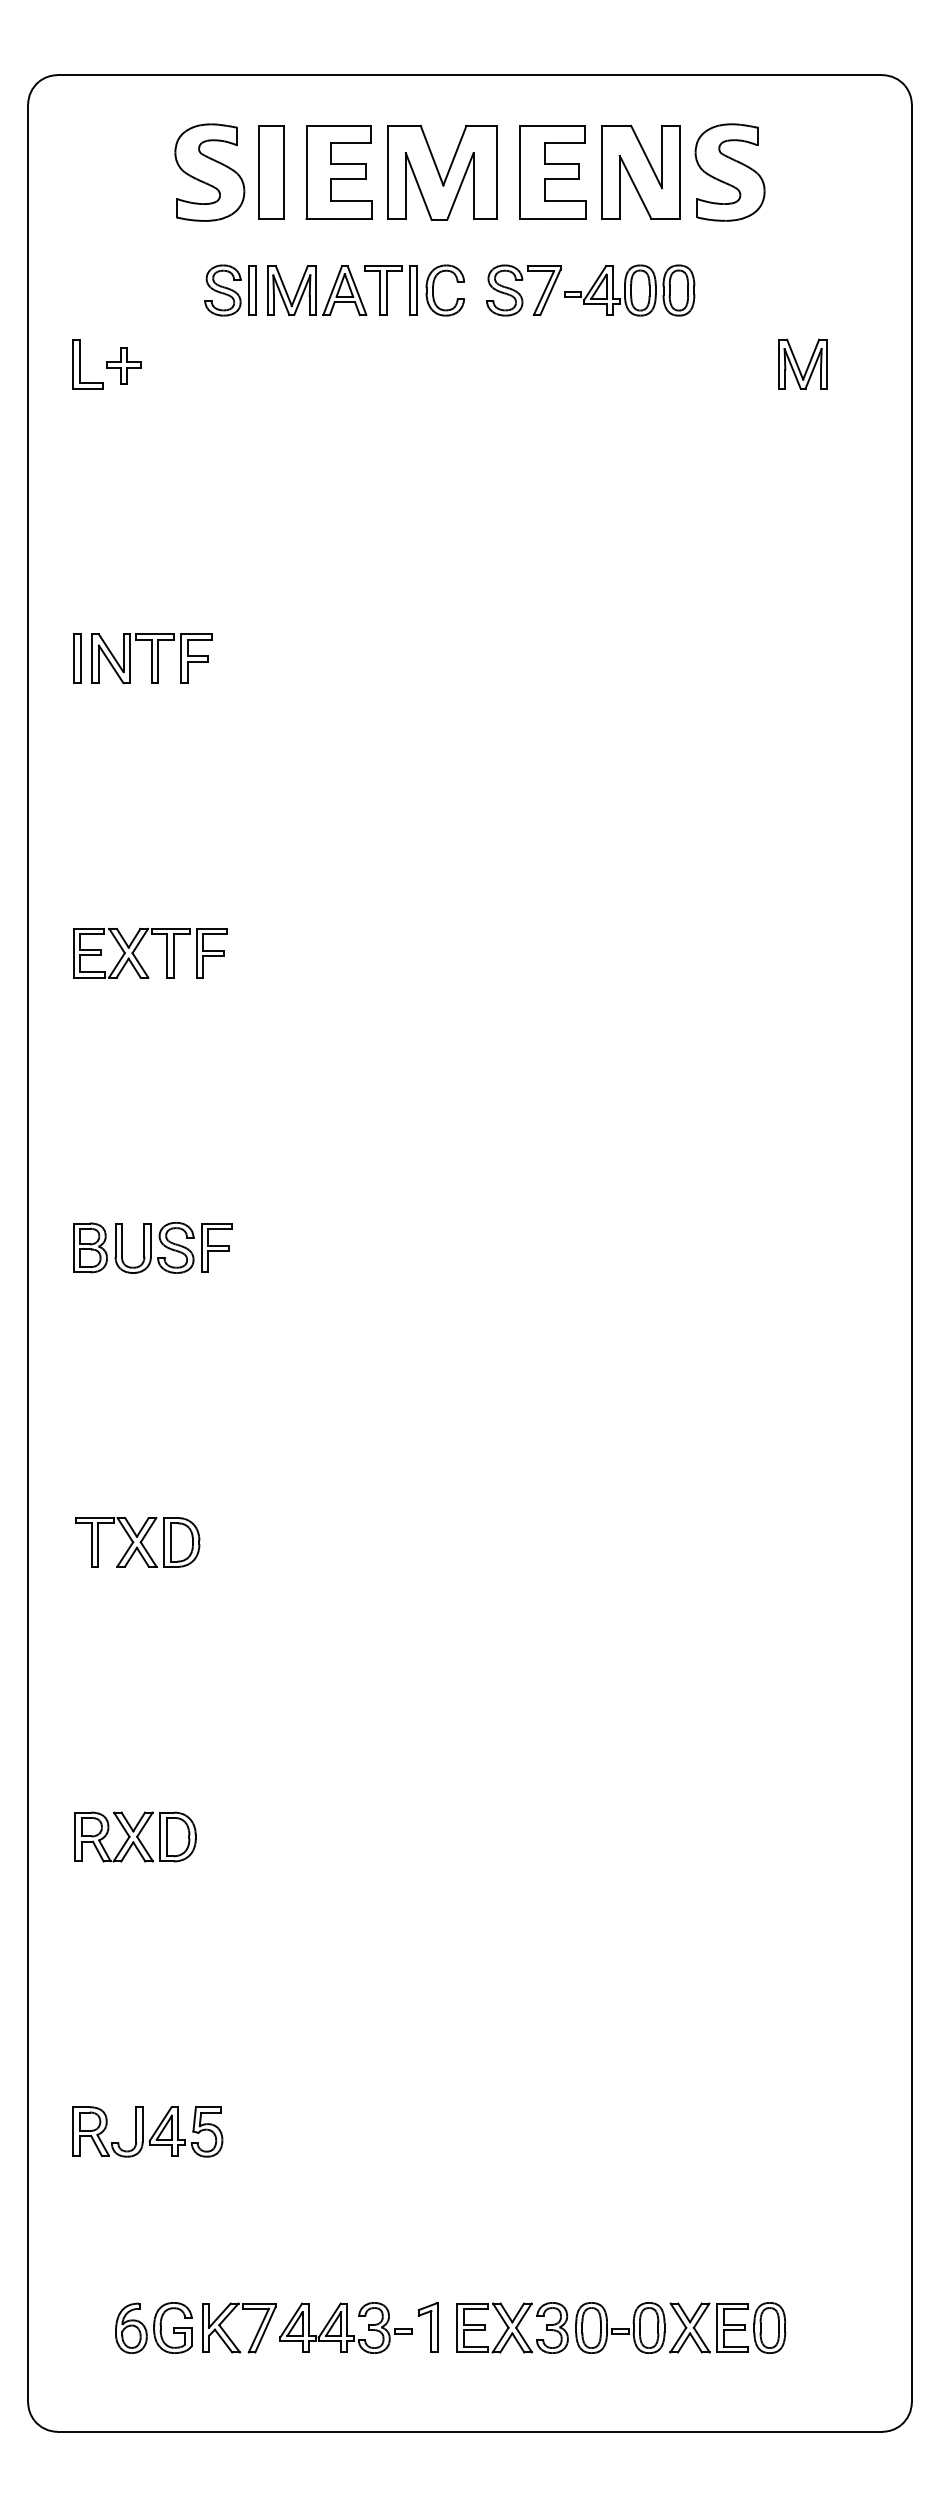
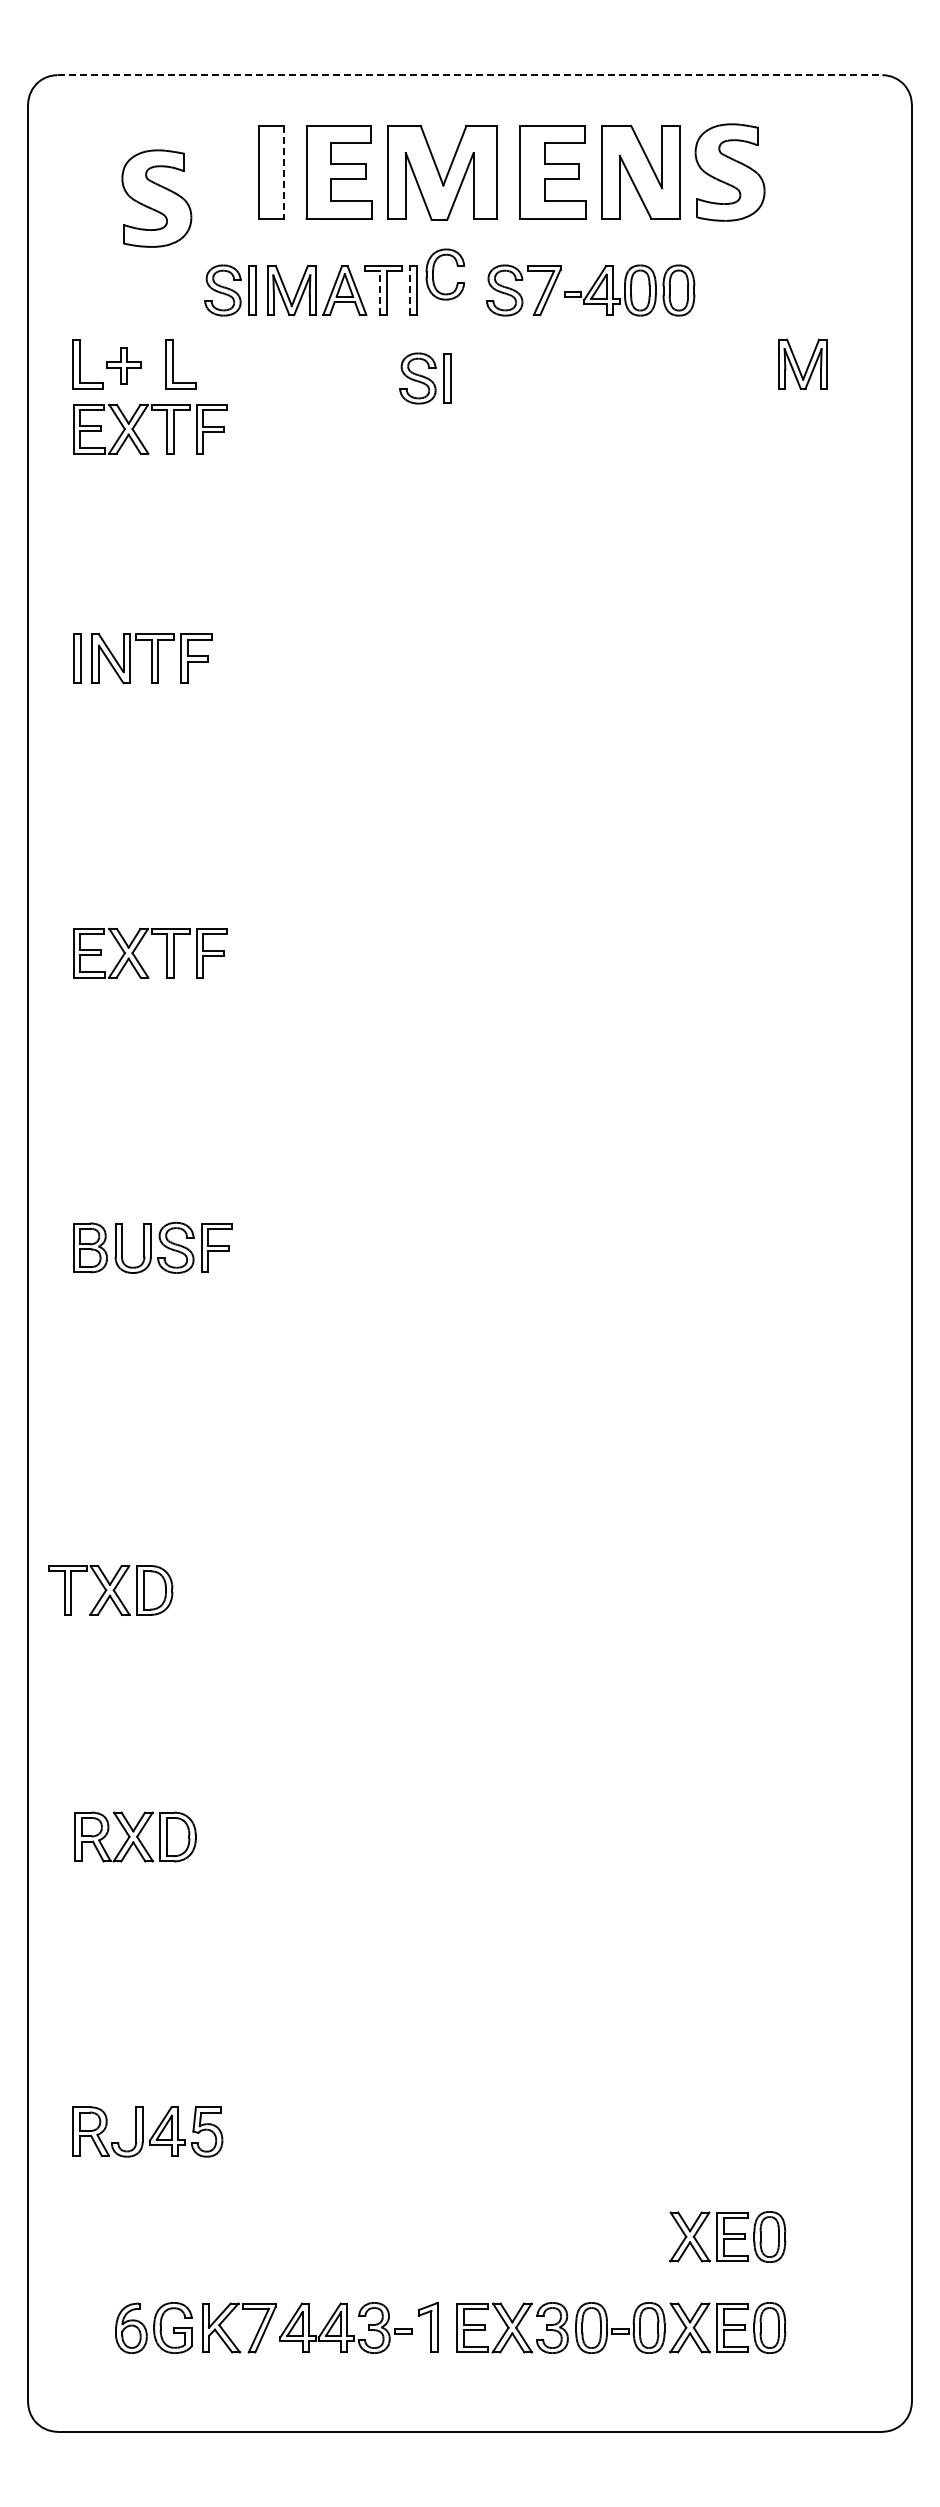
line: solid -> dashed (470, 75)
part position: (209, 172) -> (156, 198) (156, 198)
line: solid -> dashed (283, 172)
line: solid -> dashed (410, 290)
part position: (433, 290) -> (433, 274) (433, 274)
line: solid -> dashed (380, 293)
part: none -> present (173, 364)
part: none -> present (425, 378)
part: none -> present (139, 420)
part position: (137, 1542) -> (110, 1590) (110, 1590)
part: none -> present (727, 2236)
